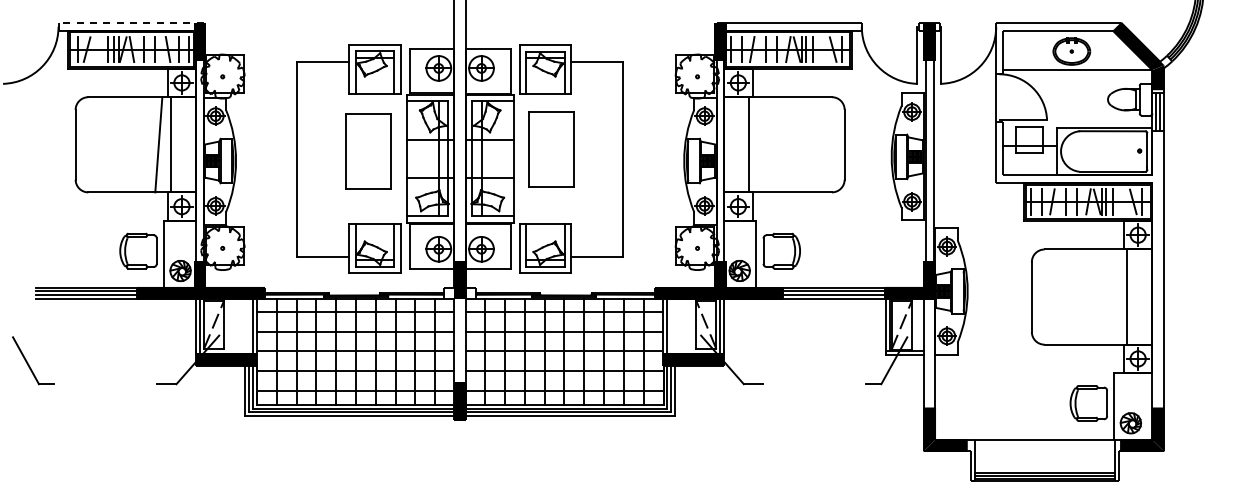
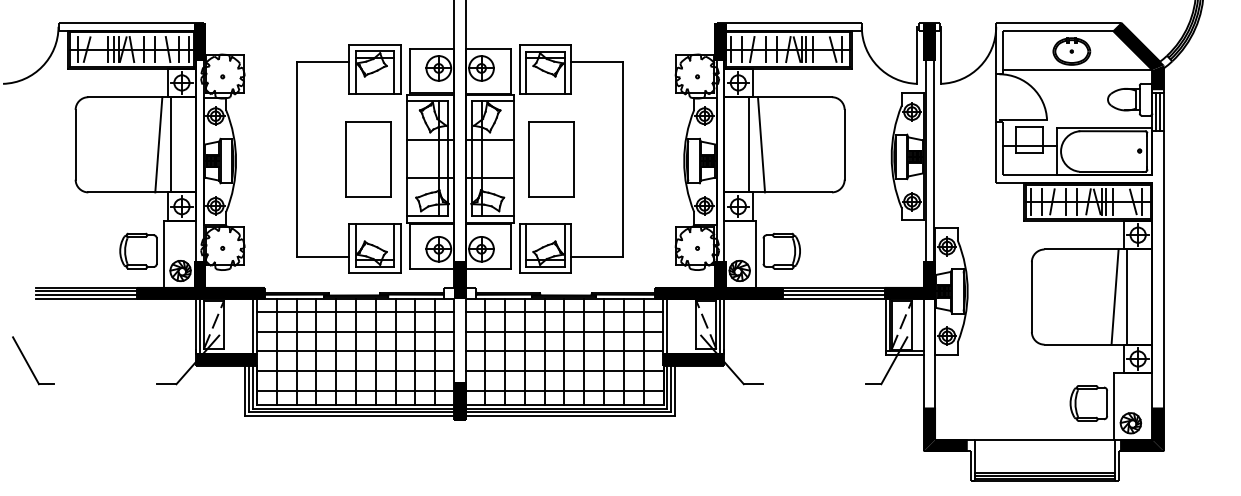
line: dashed -> solid (131, 22)
line: none -> present (761, 144)
part position: (551, 149) -> (551, 159) (551, 159)
part position: (368, 151) -> (368, 159) (368, 159)
line: none -> present (1114, 296)
